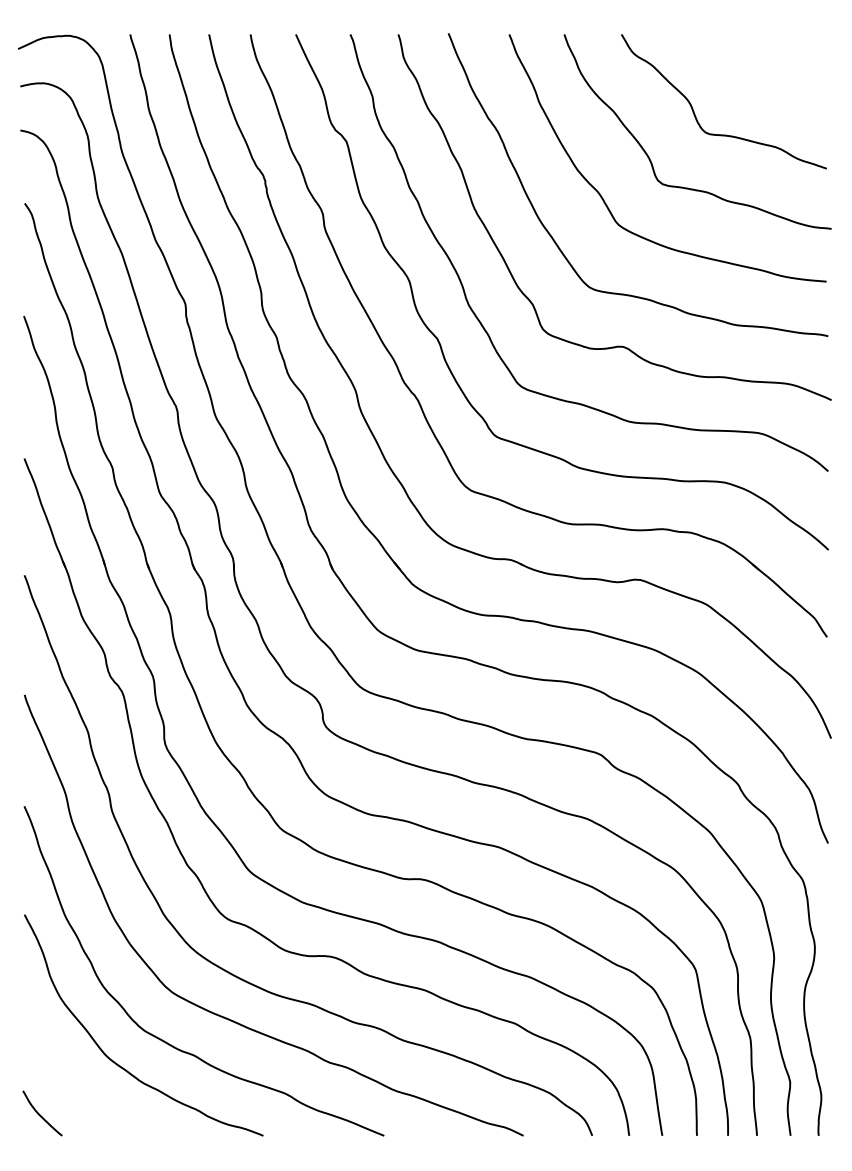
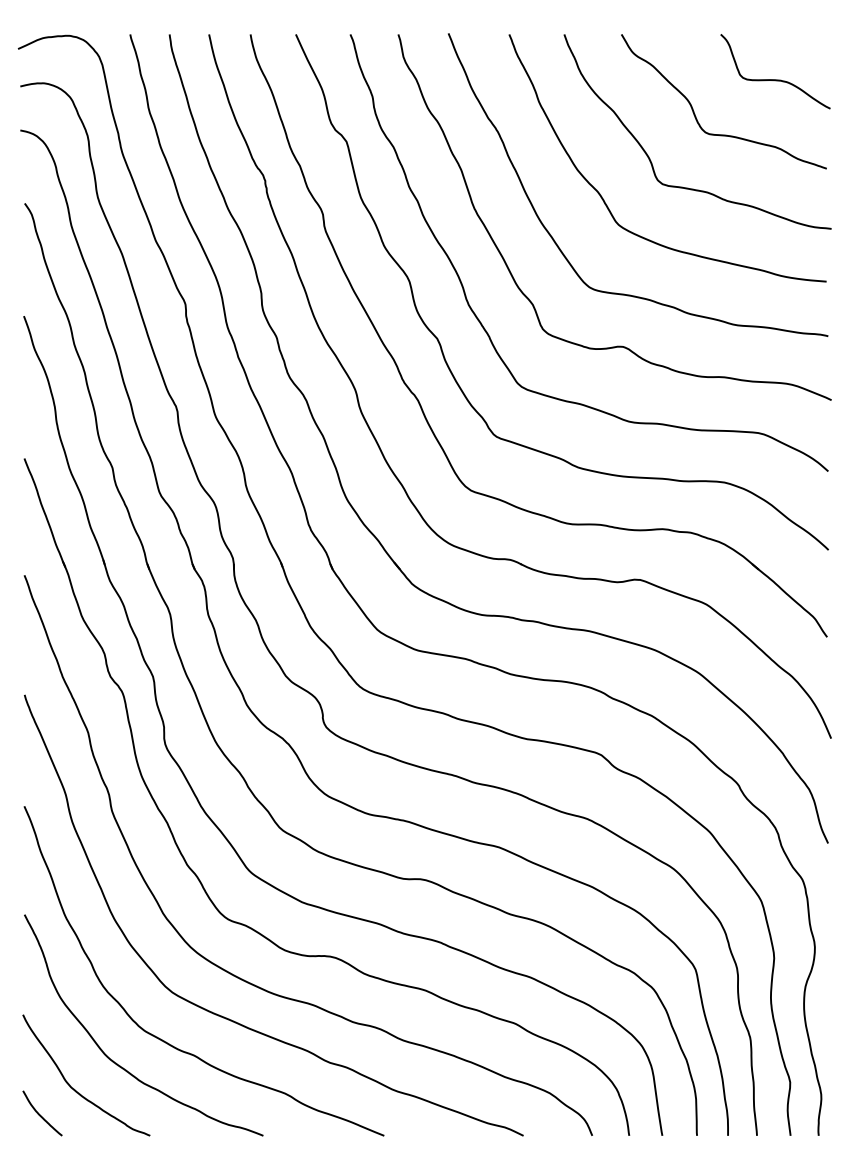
curve: none -> present (775, 79)
curve: none -> present (74, 1088)
